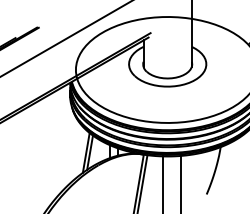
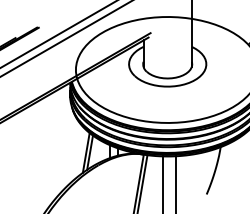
line: none -> present (58, 34)
line position: (180, 183) -> (175, 183) (175, 183)
